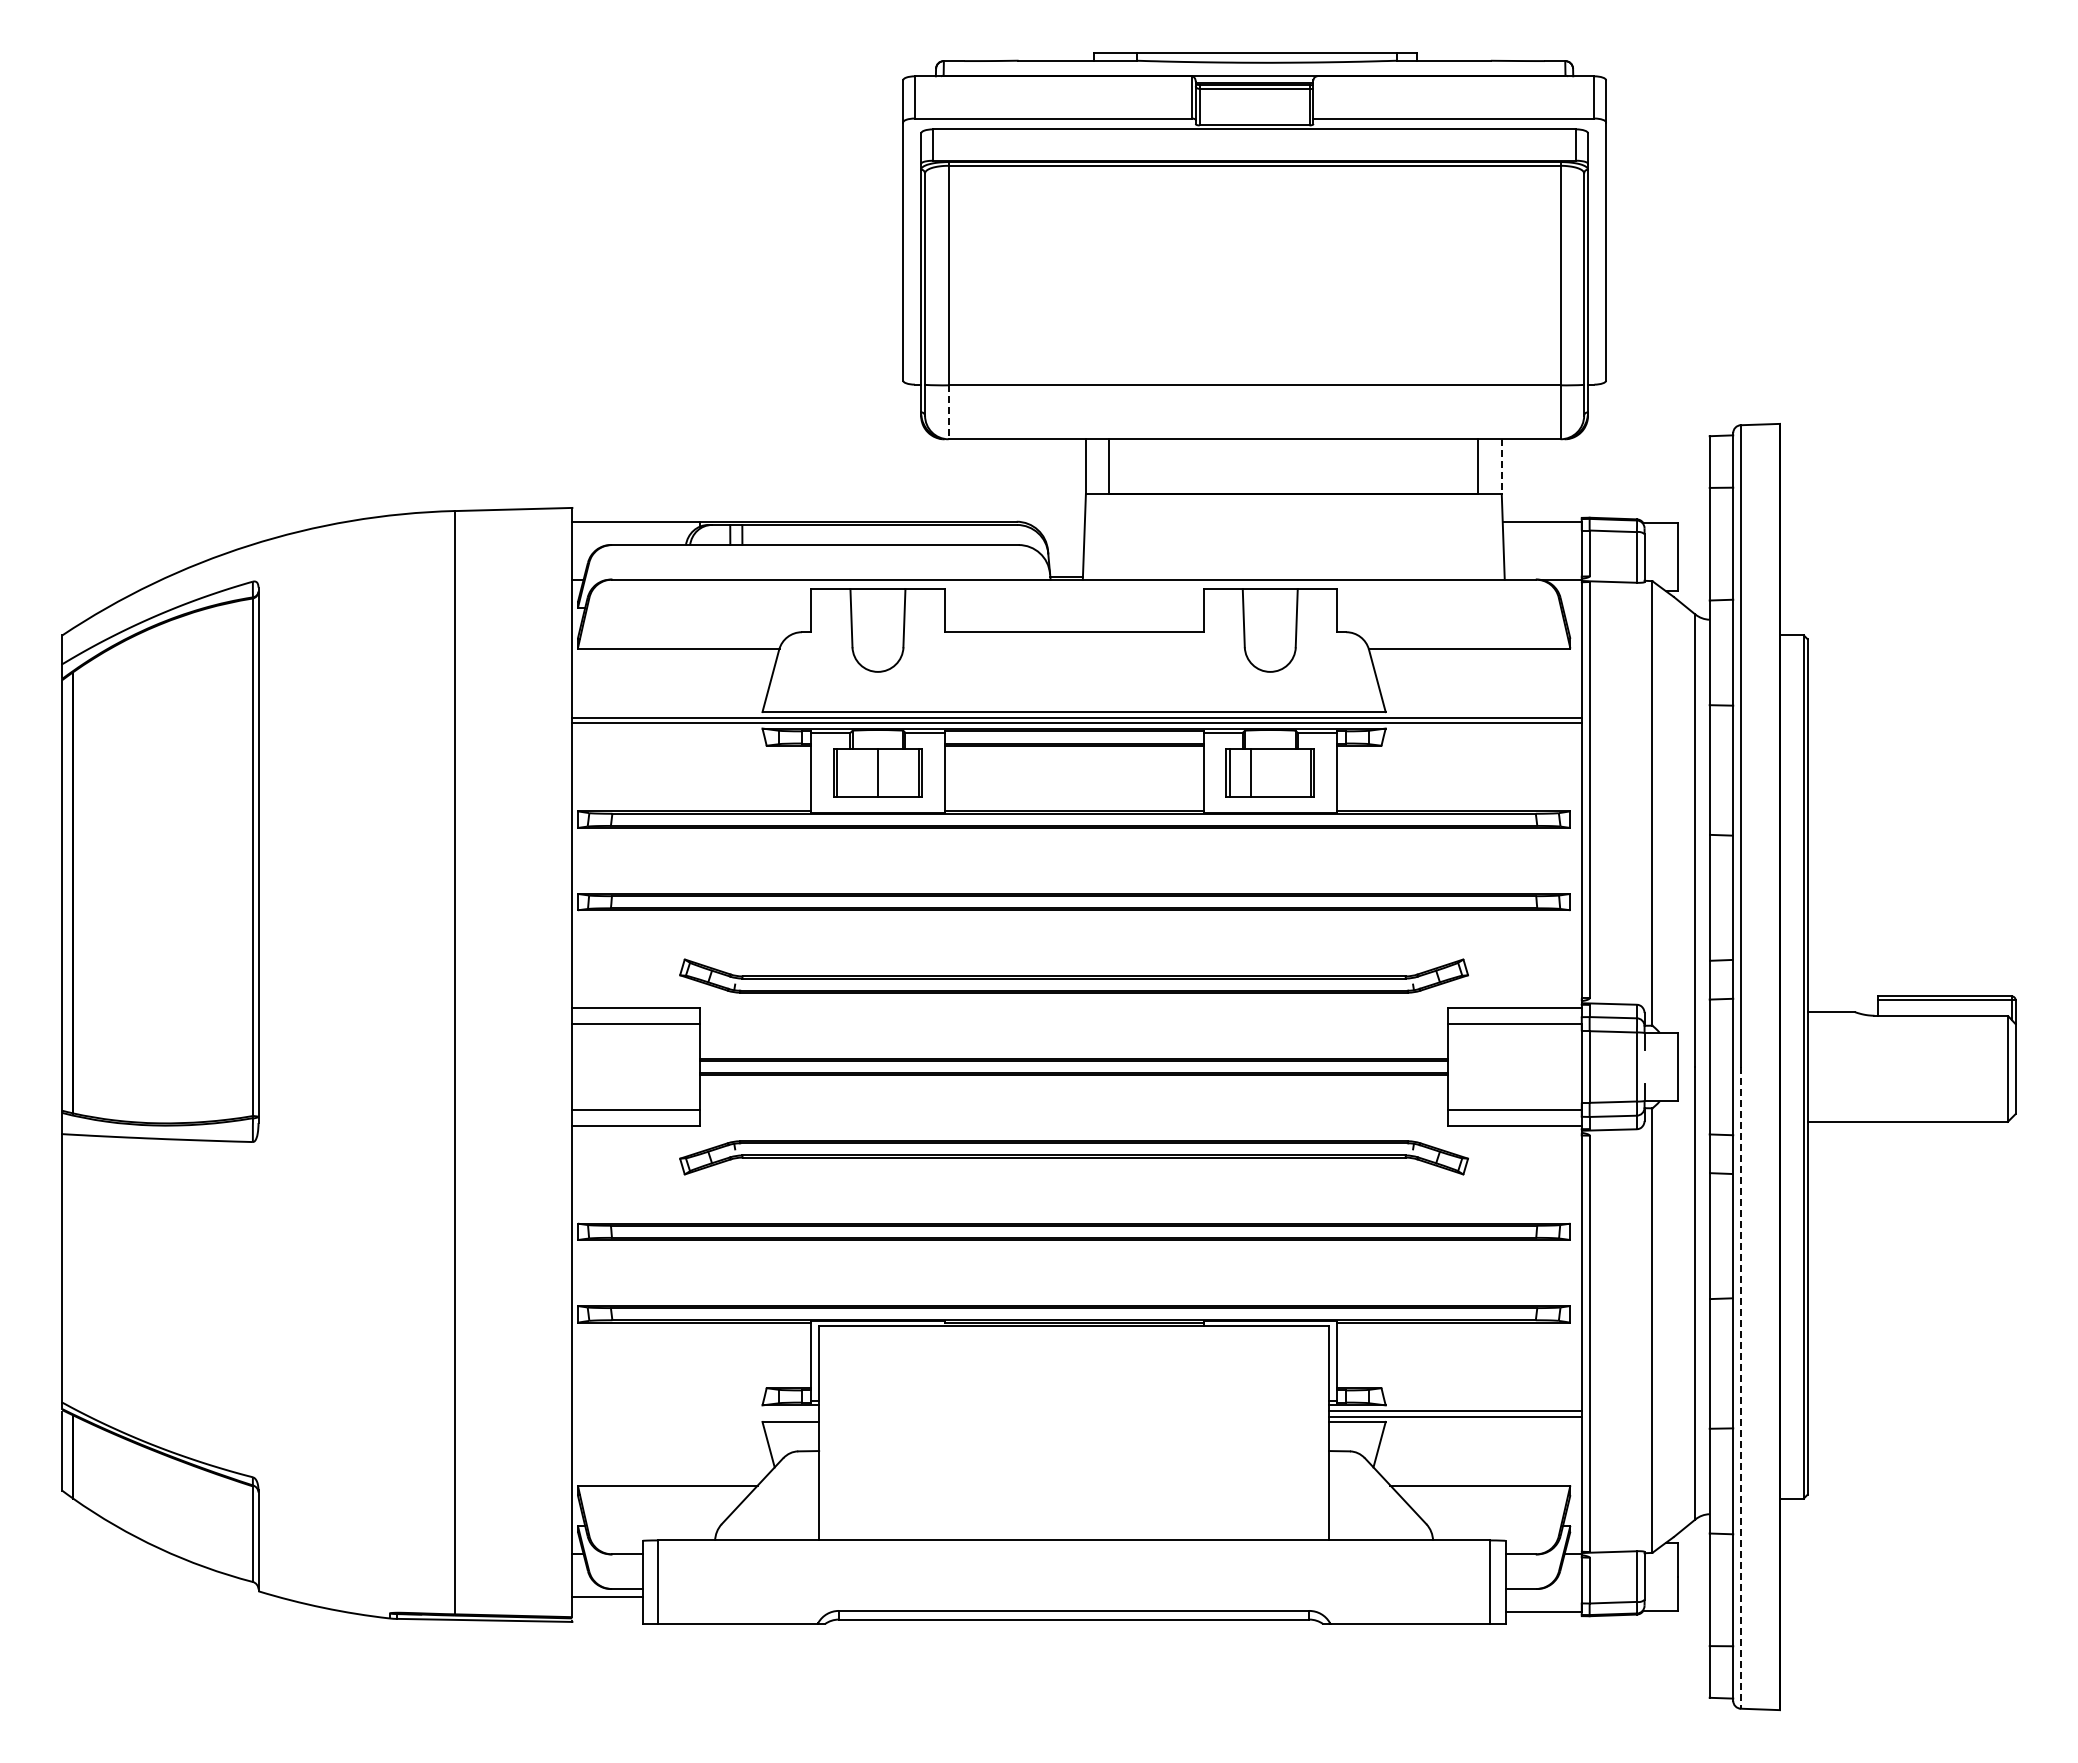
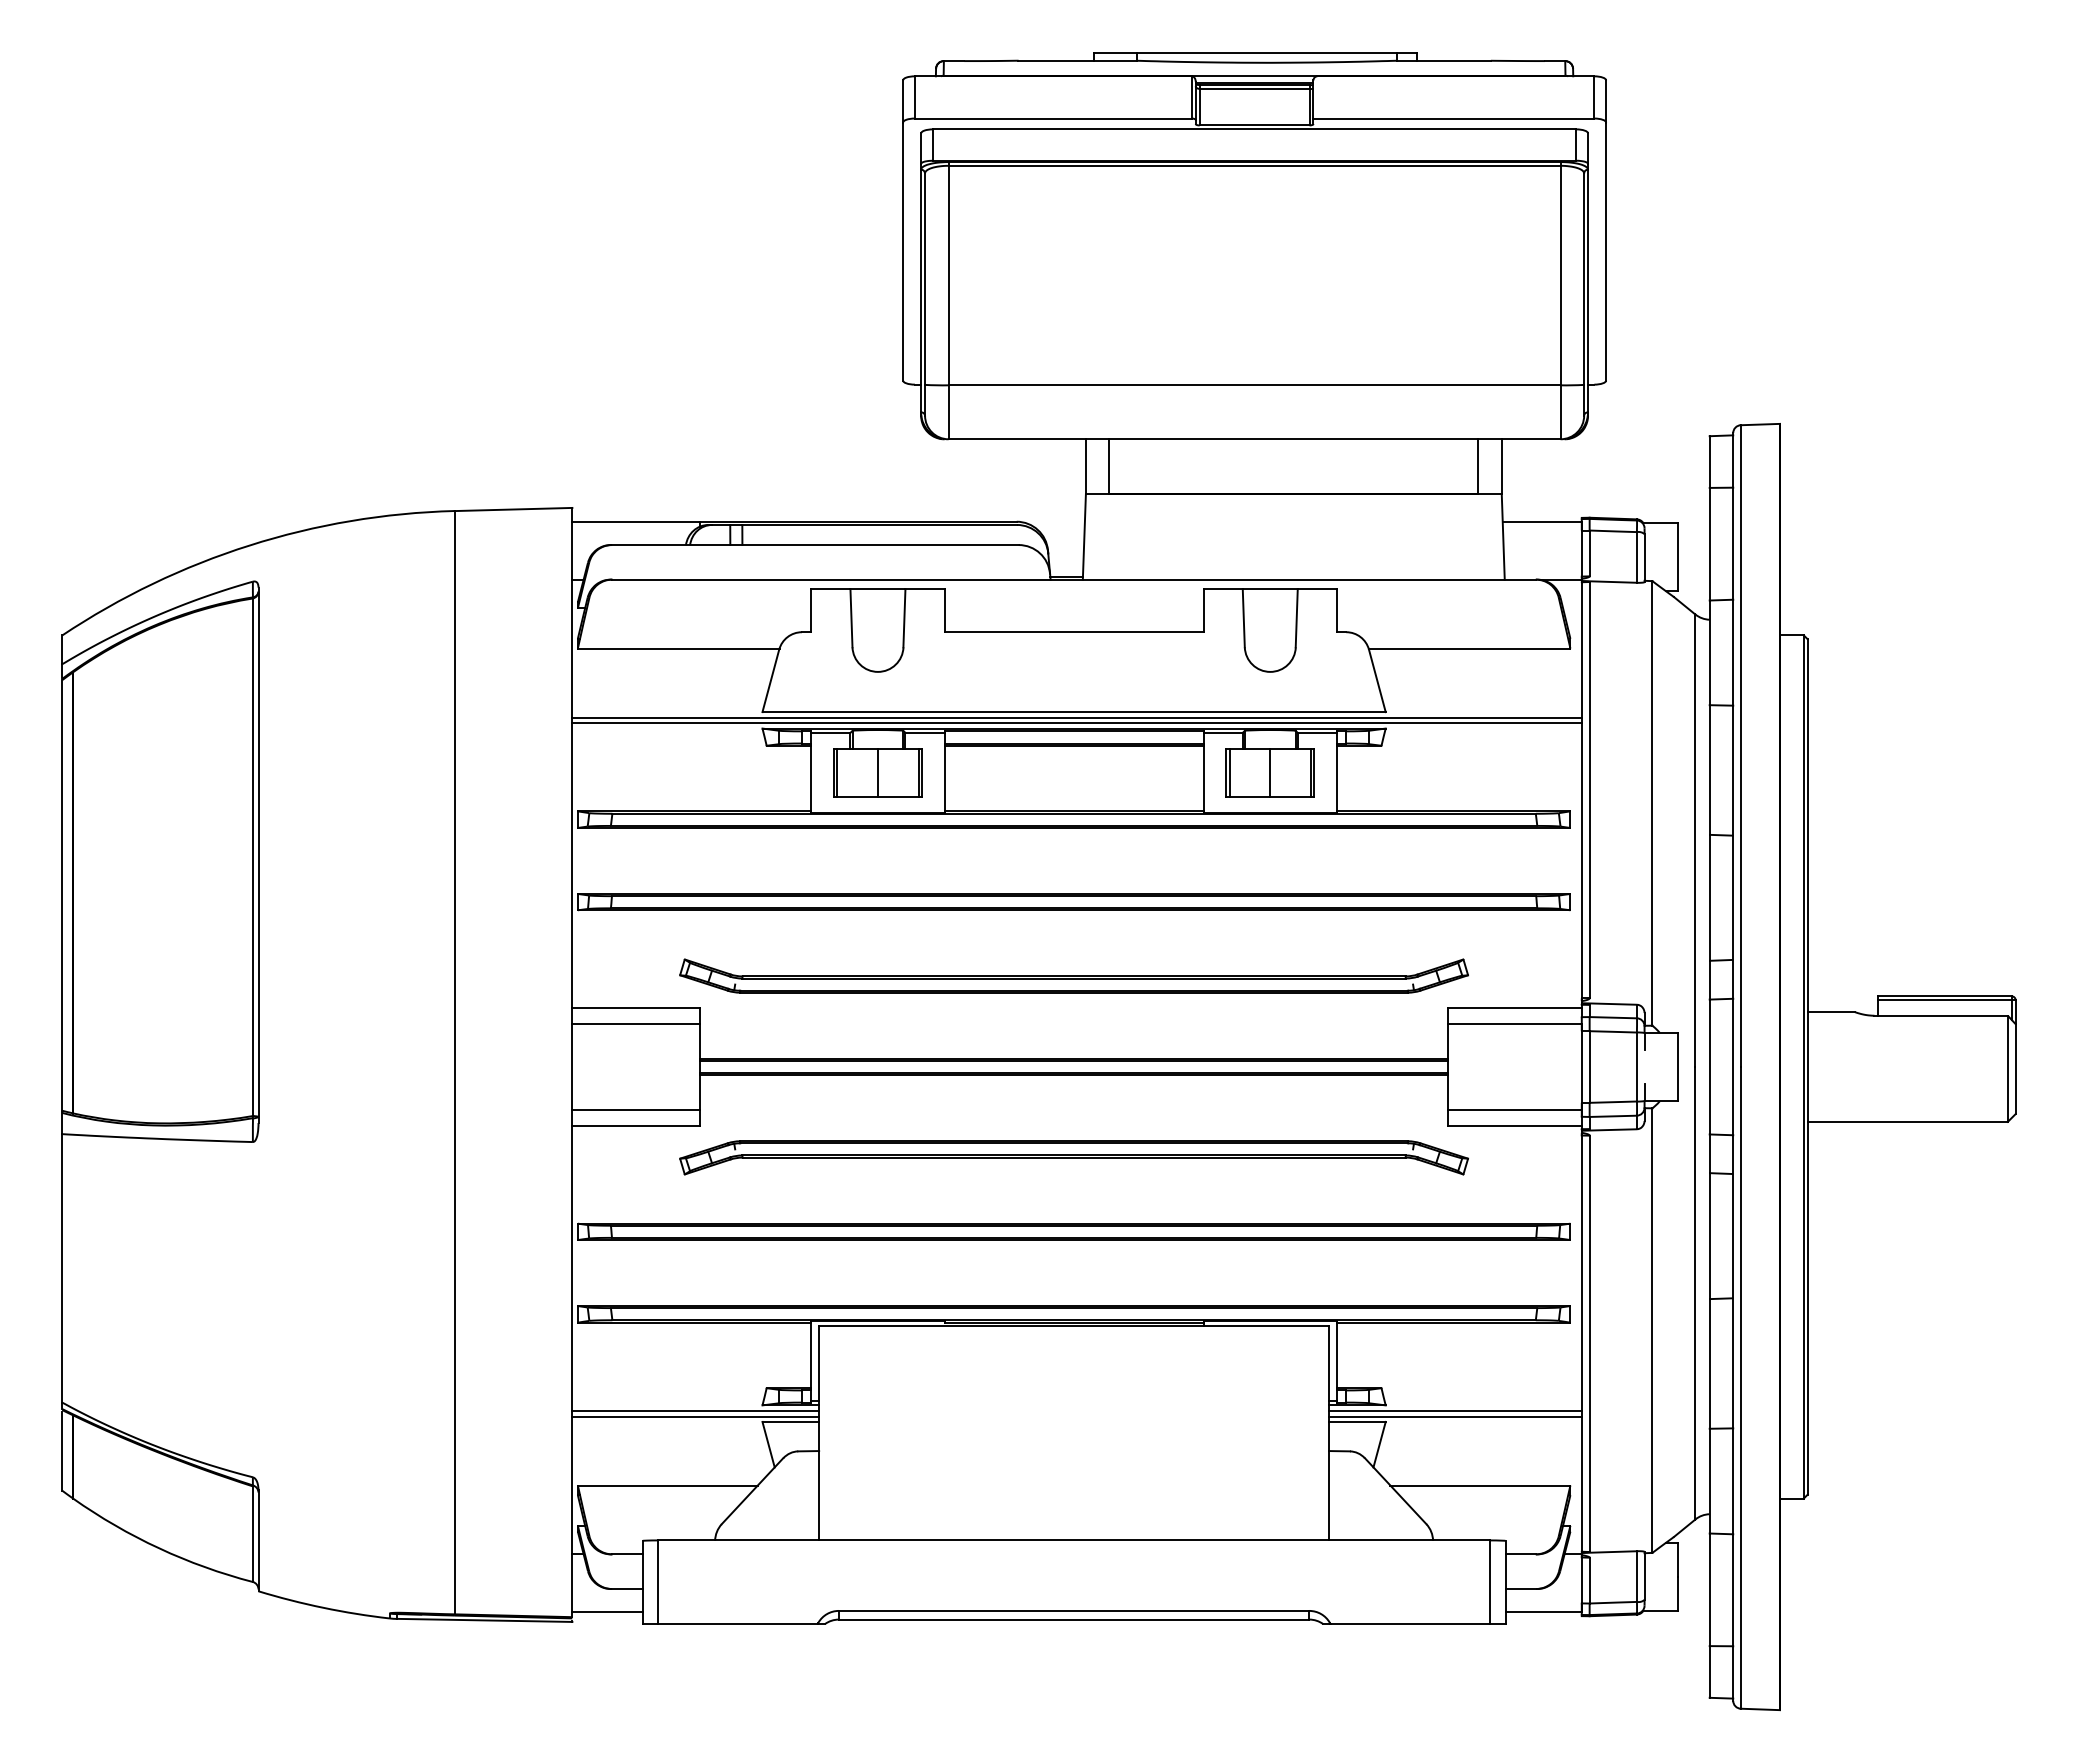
line: dashed -> solid (948, 412)
line: dashed -> solid (1501, 467)
line position: (1251, 773) -> (1270, 773) (1270, 773)
line: dashed -> solid (1740, 1387)
line: none -> present (695, 1410)
line: none -> present (695, 1416)
line position: (607, 1597) -> (607, 1612) (607, 1612)
